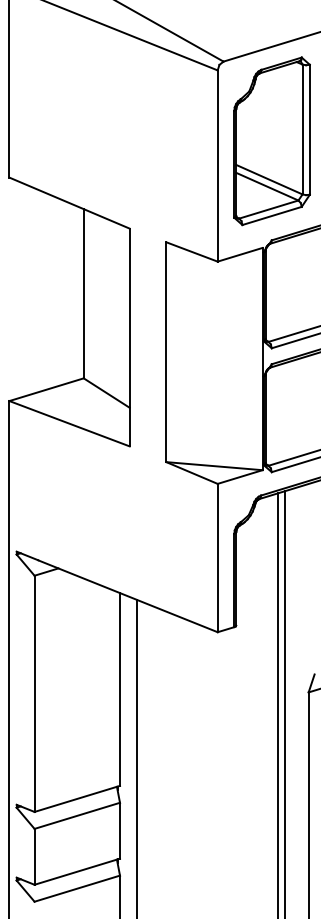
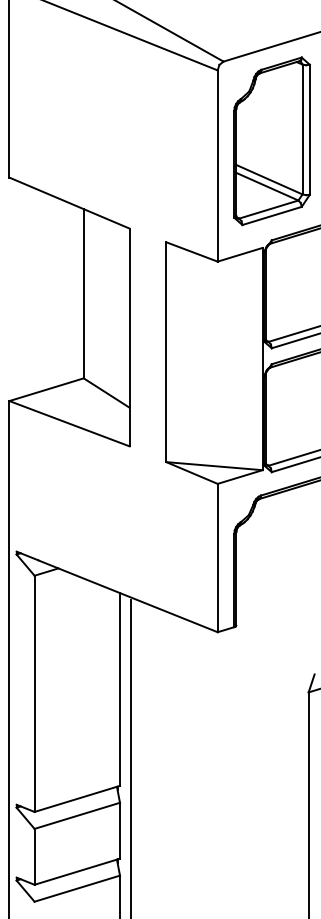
line: present -> none (284, 703)
line: present -> none (277, 704)
line position: (137, 757) -> (131, 757) (131, 757)
